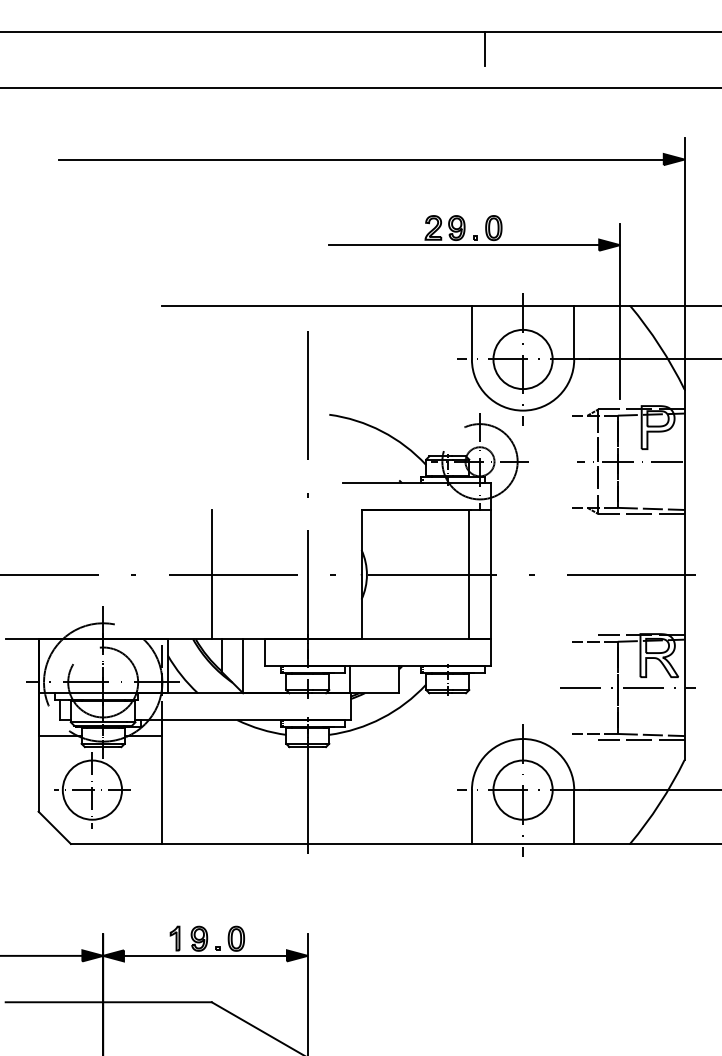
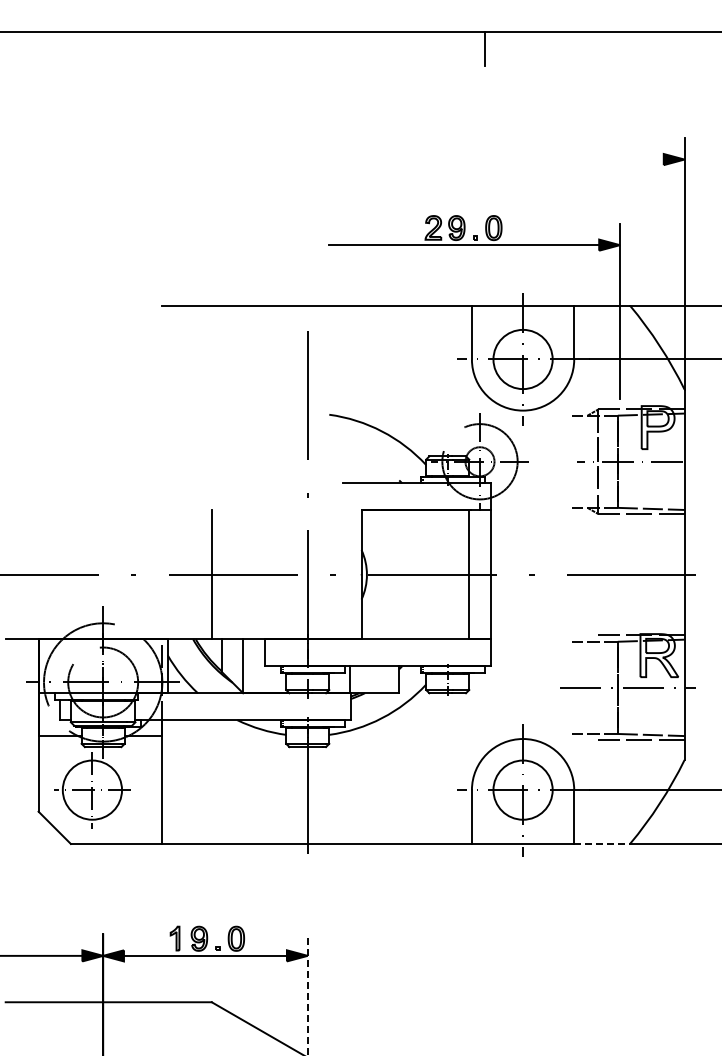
line: present -> none (360, 88)
line: present -> none (361, 159)
line: solid -> dashed (602, 843)
line: solid -> dashed (307, 994)
